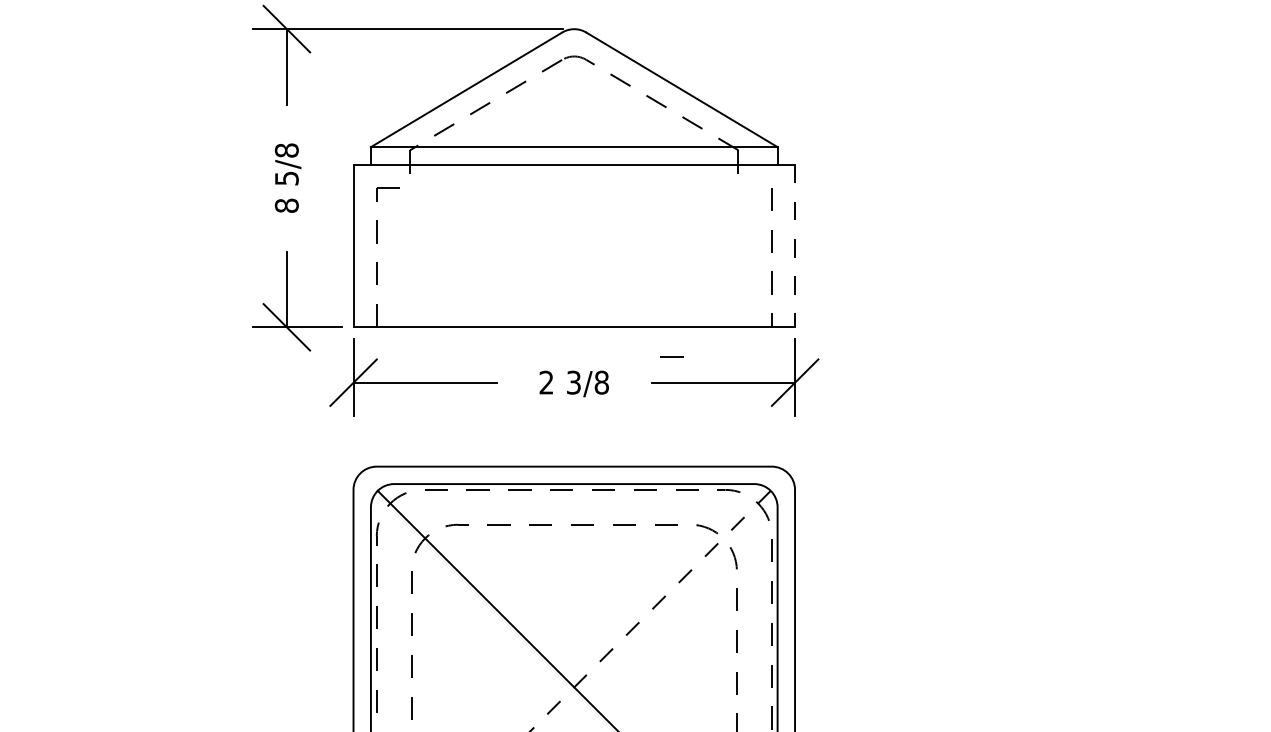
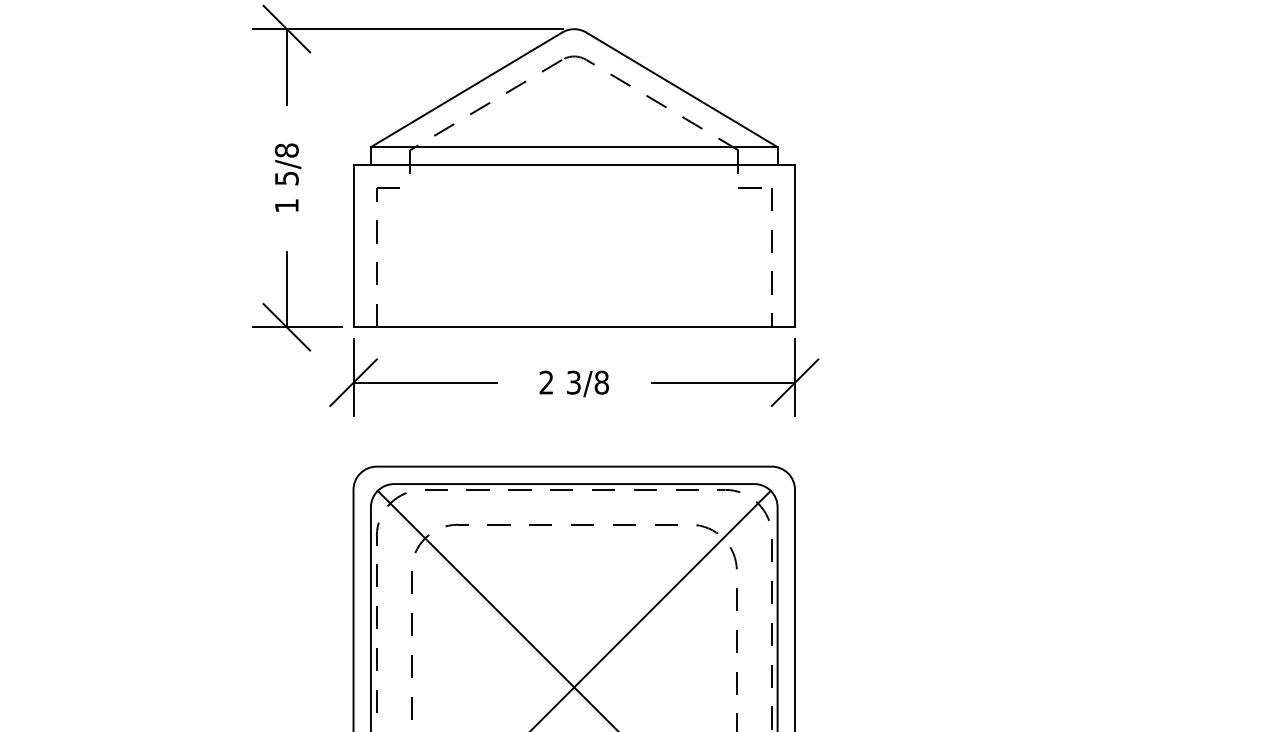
text: 8 -> 1 (286, 205)
line: dashed -> solid (795, 246)
line position: (671, 356) -> (749, 187) (749, 187)
line: dashed -> solid (649, 611)
